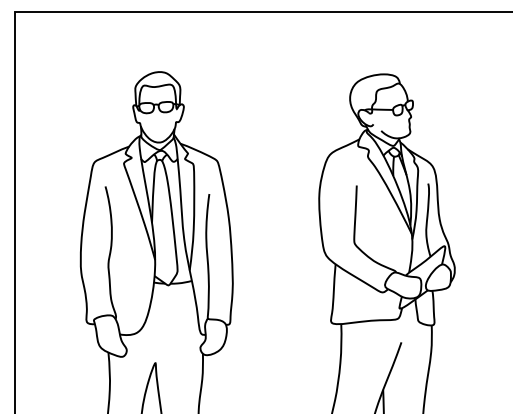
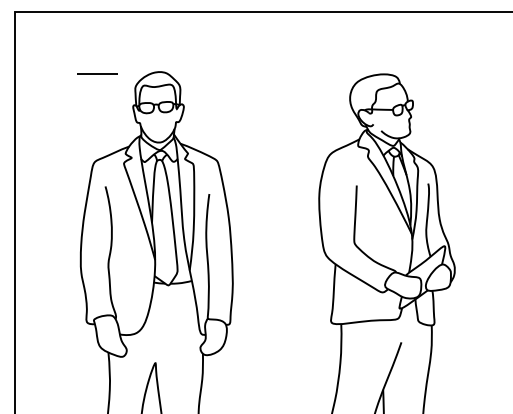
line: none -> present (97, 73)
